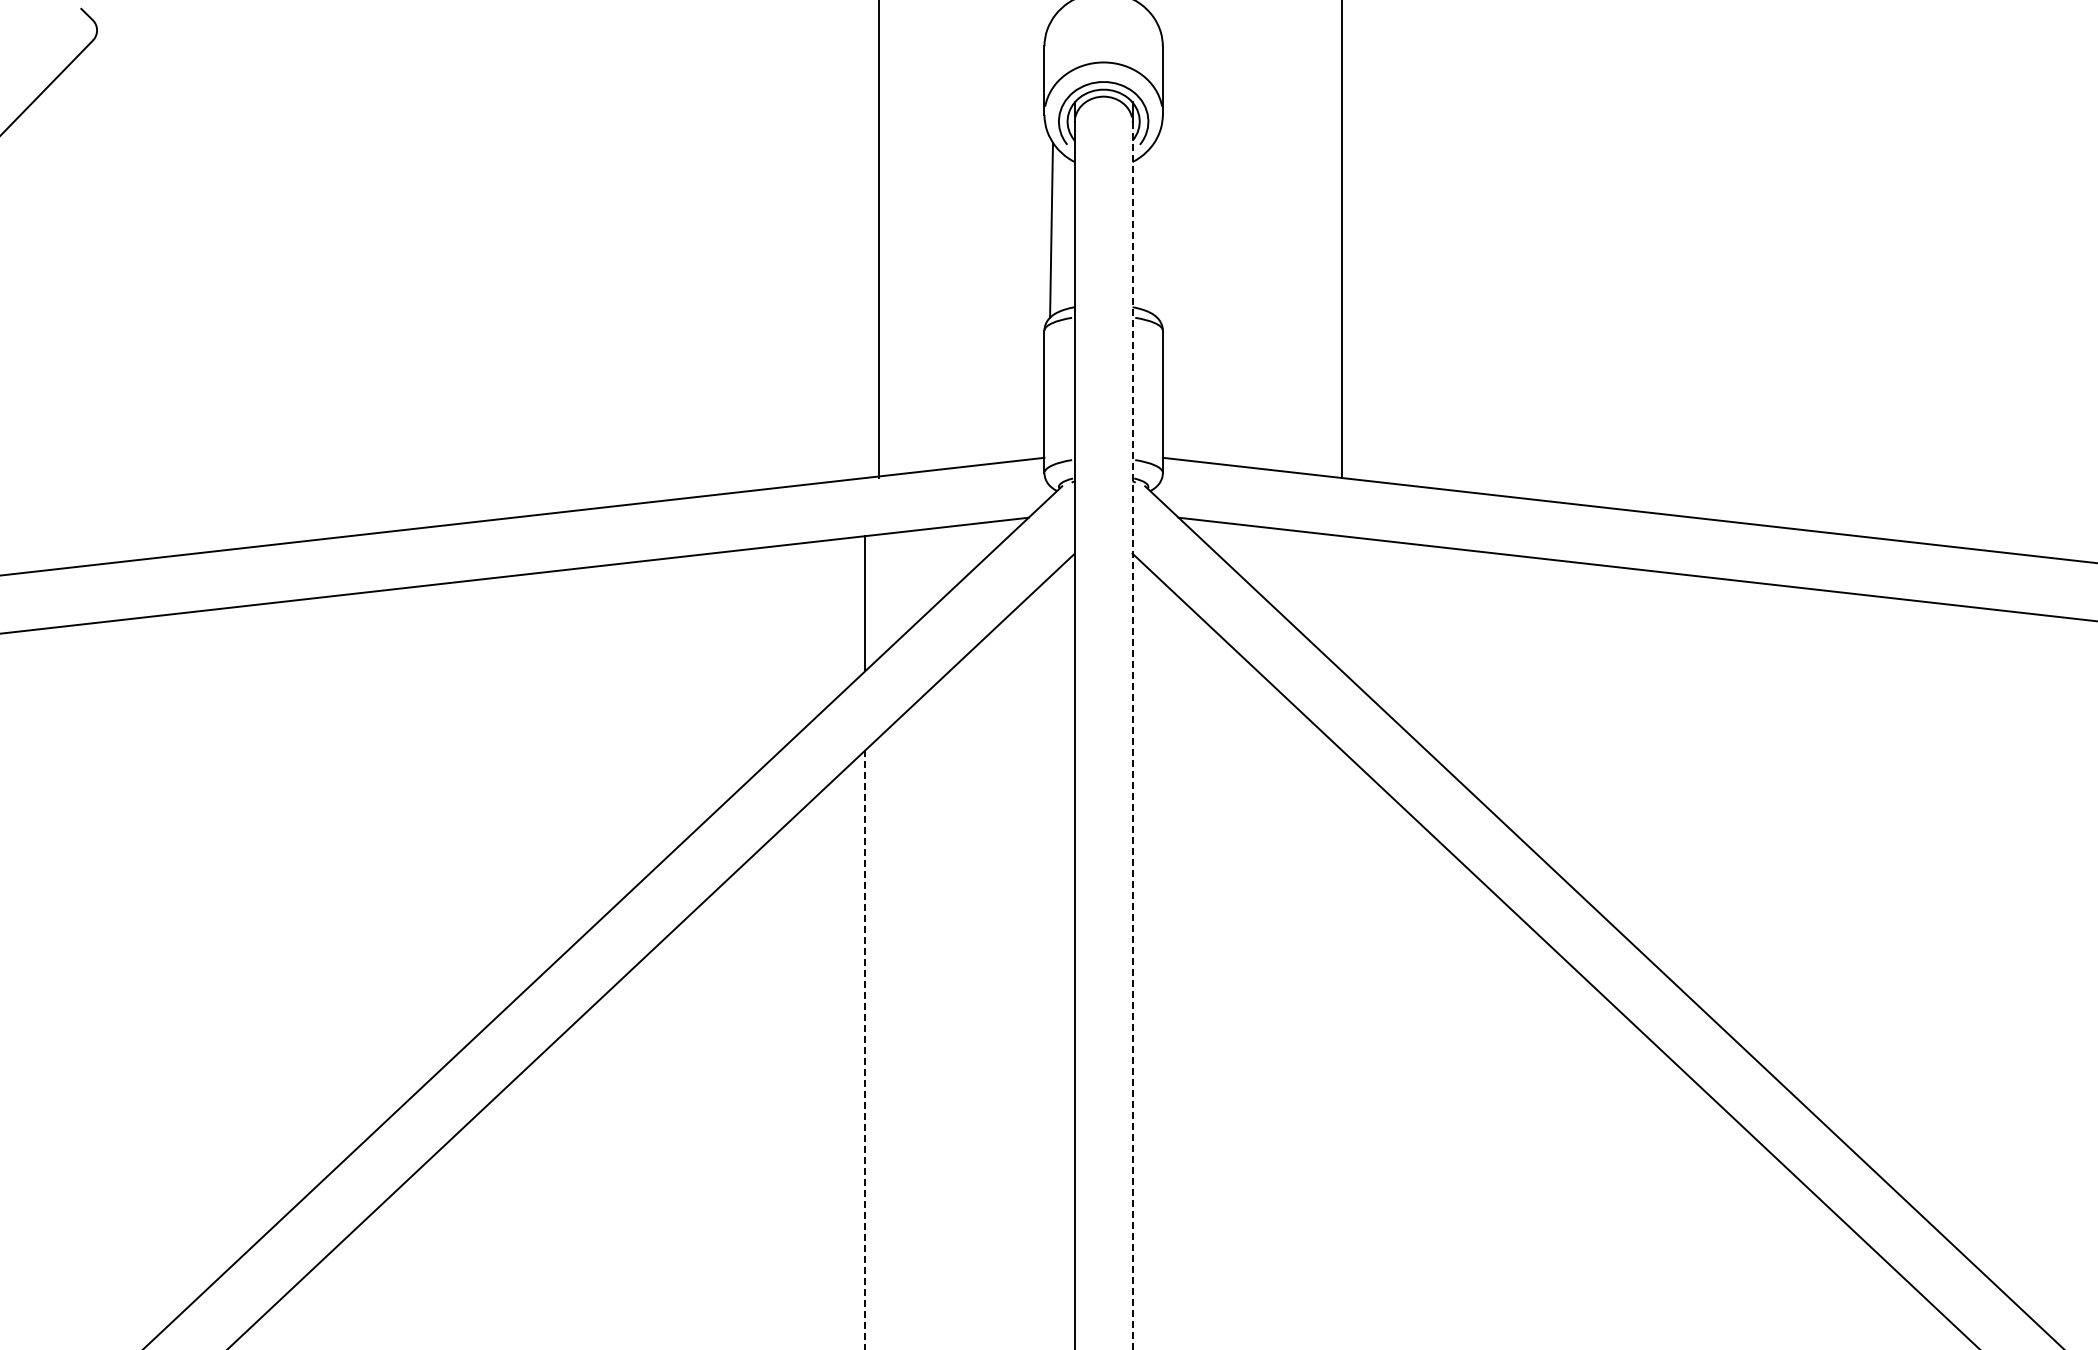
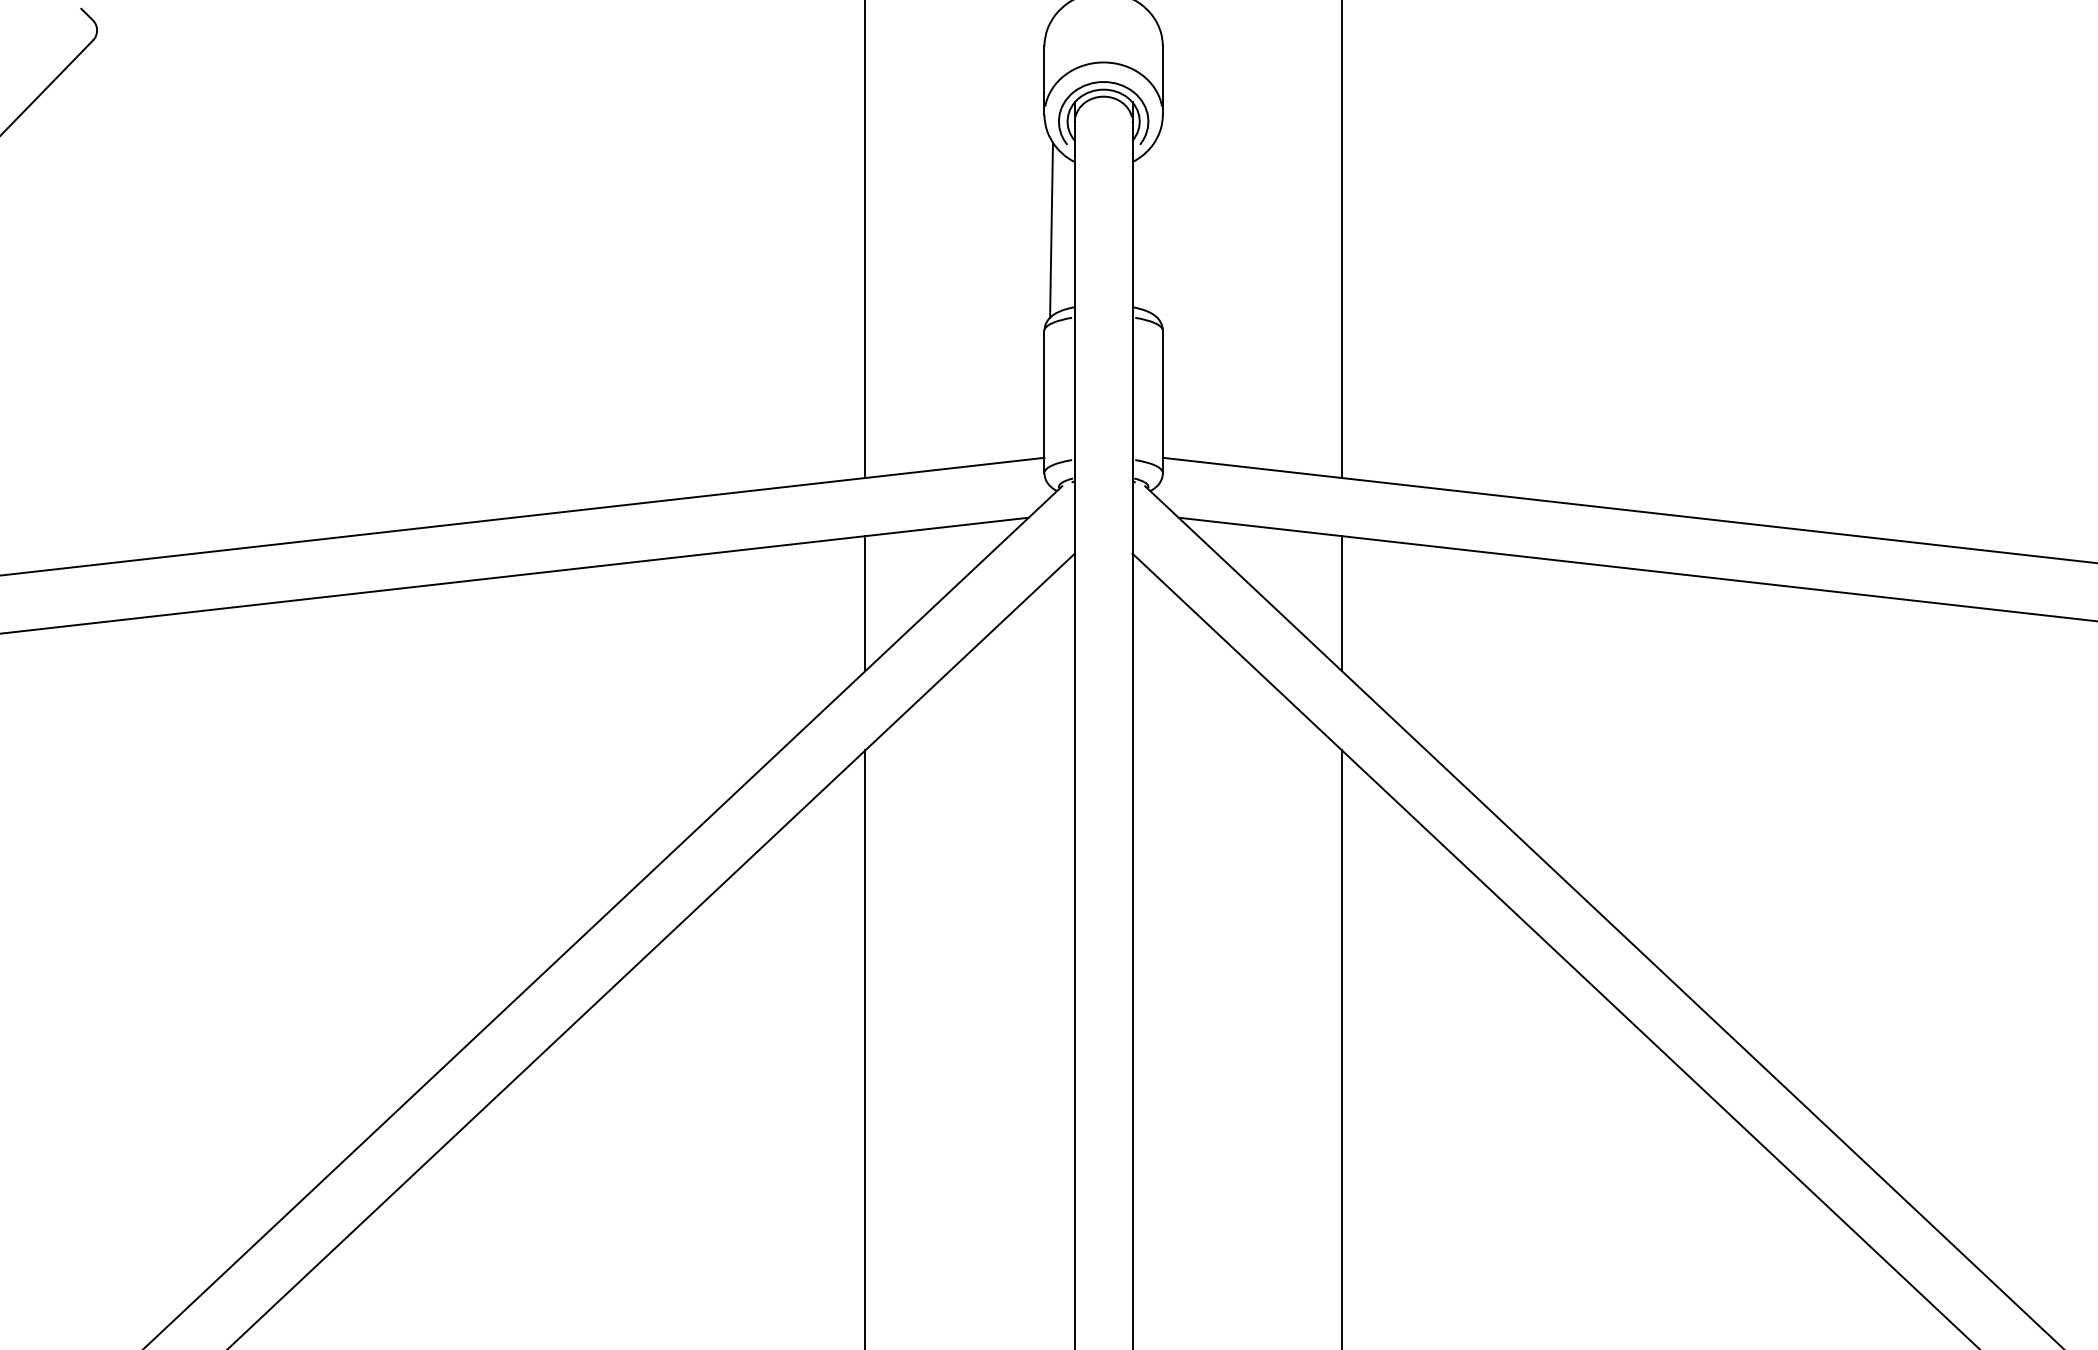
line position: (879, 240) -> (865, 240) (865, 240)
line: none -> present (1342, 603)
line: dashed -> solid (1132, 735)
line: none -> present (1342, 1048)
line: dashed -> solid (865, 1050)
